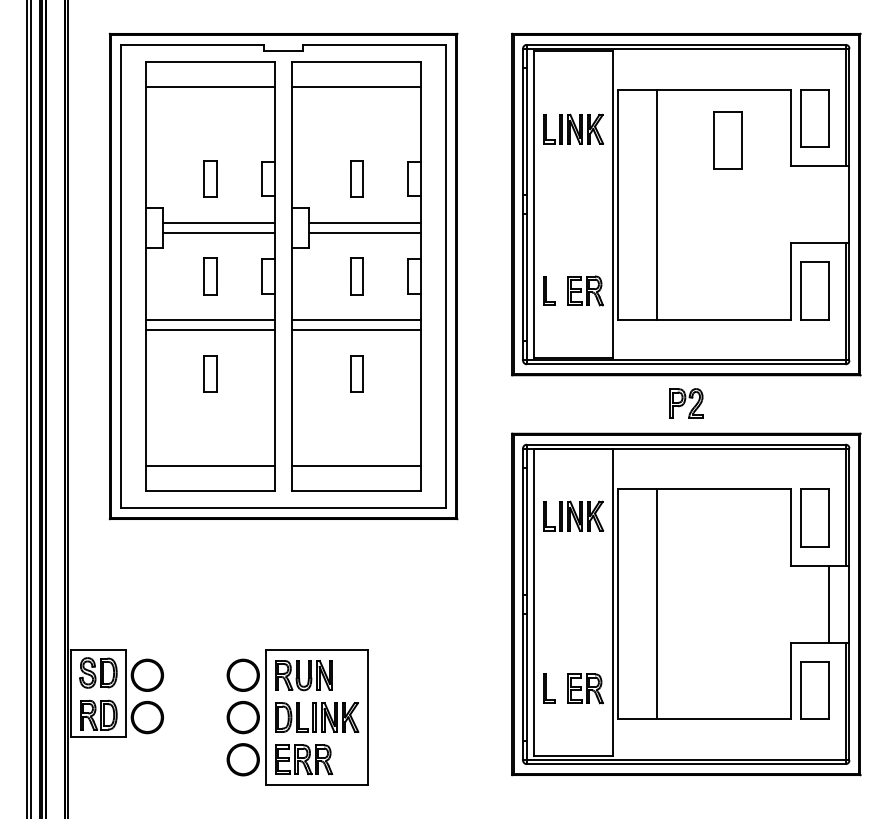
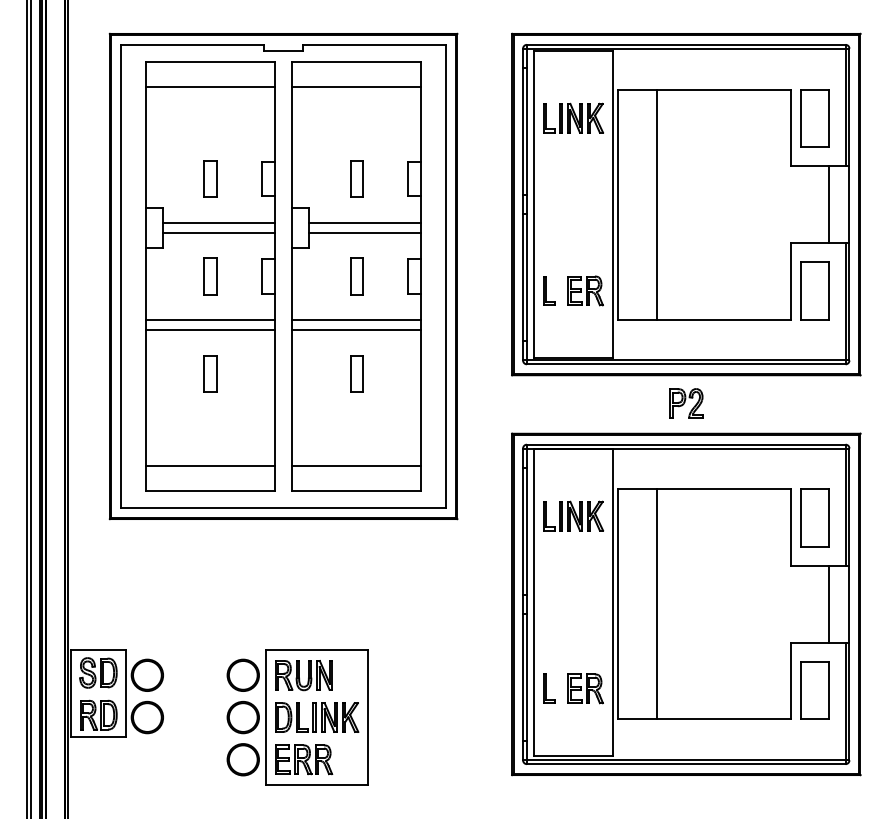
part position: (573, 128) -> (573, 117) (573, 117)
part: present -> none (727, 140)
line: none -> present (829, 204)
